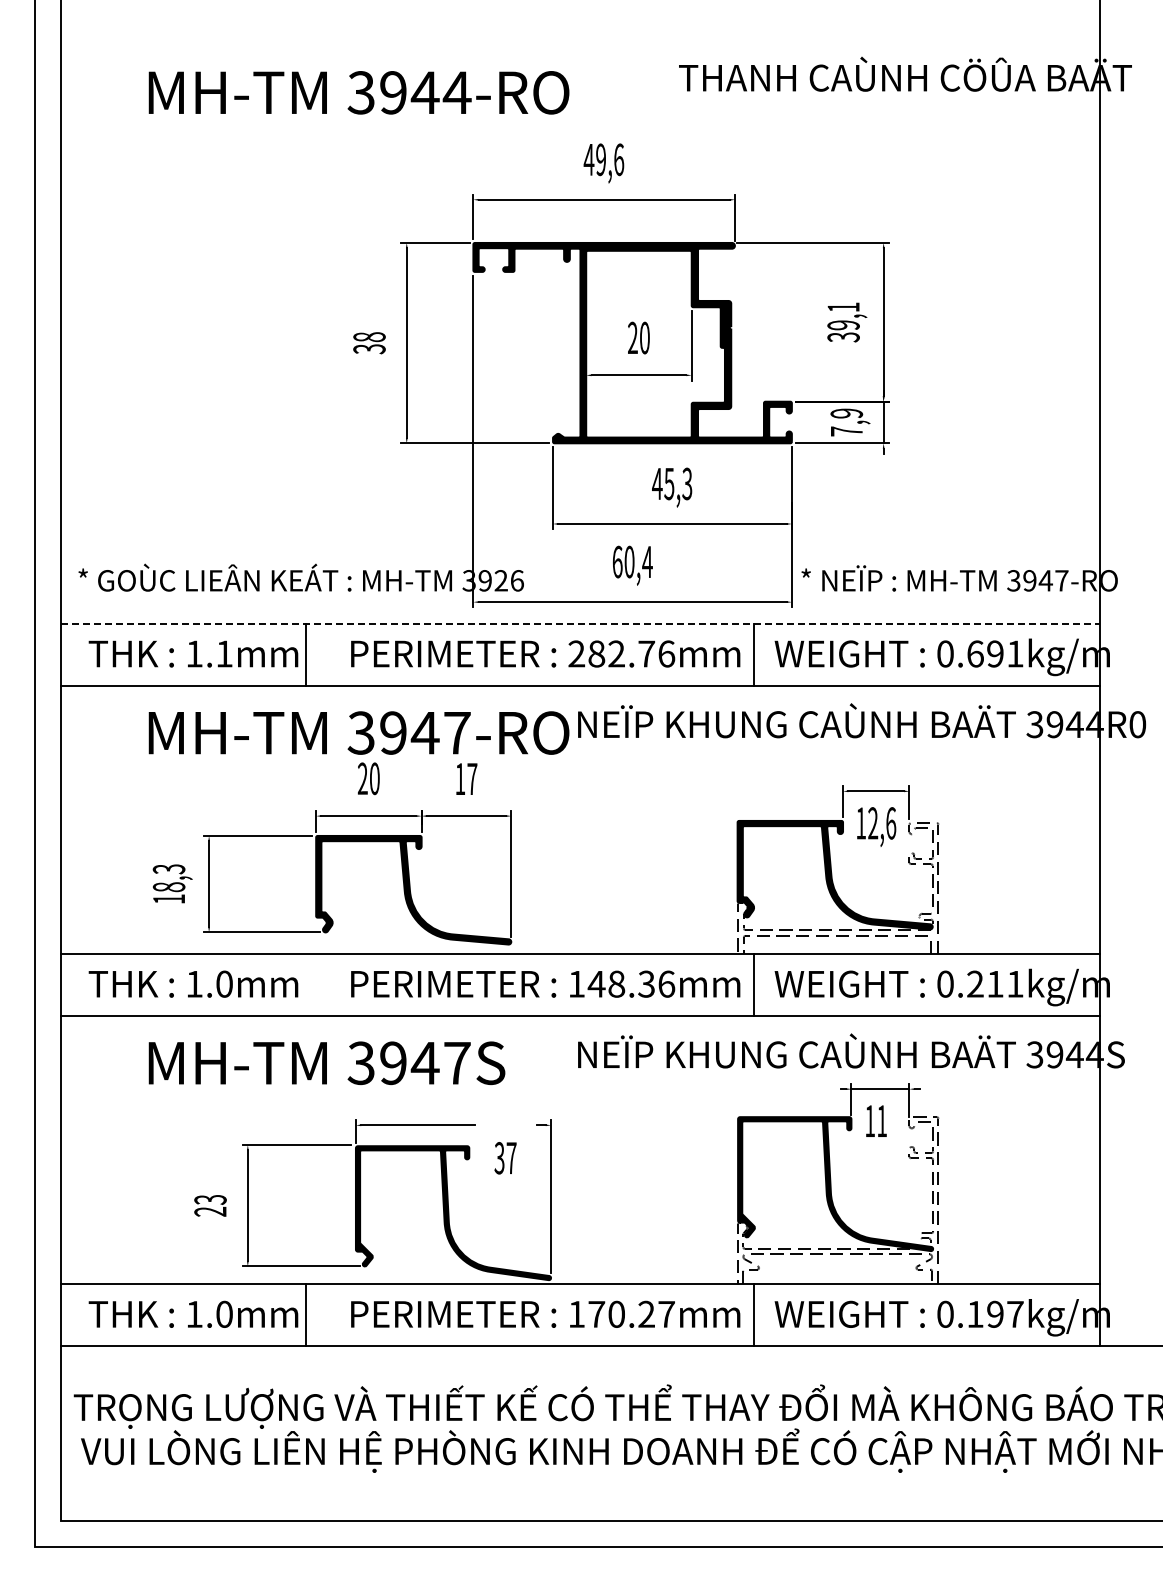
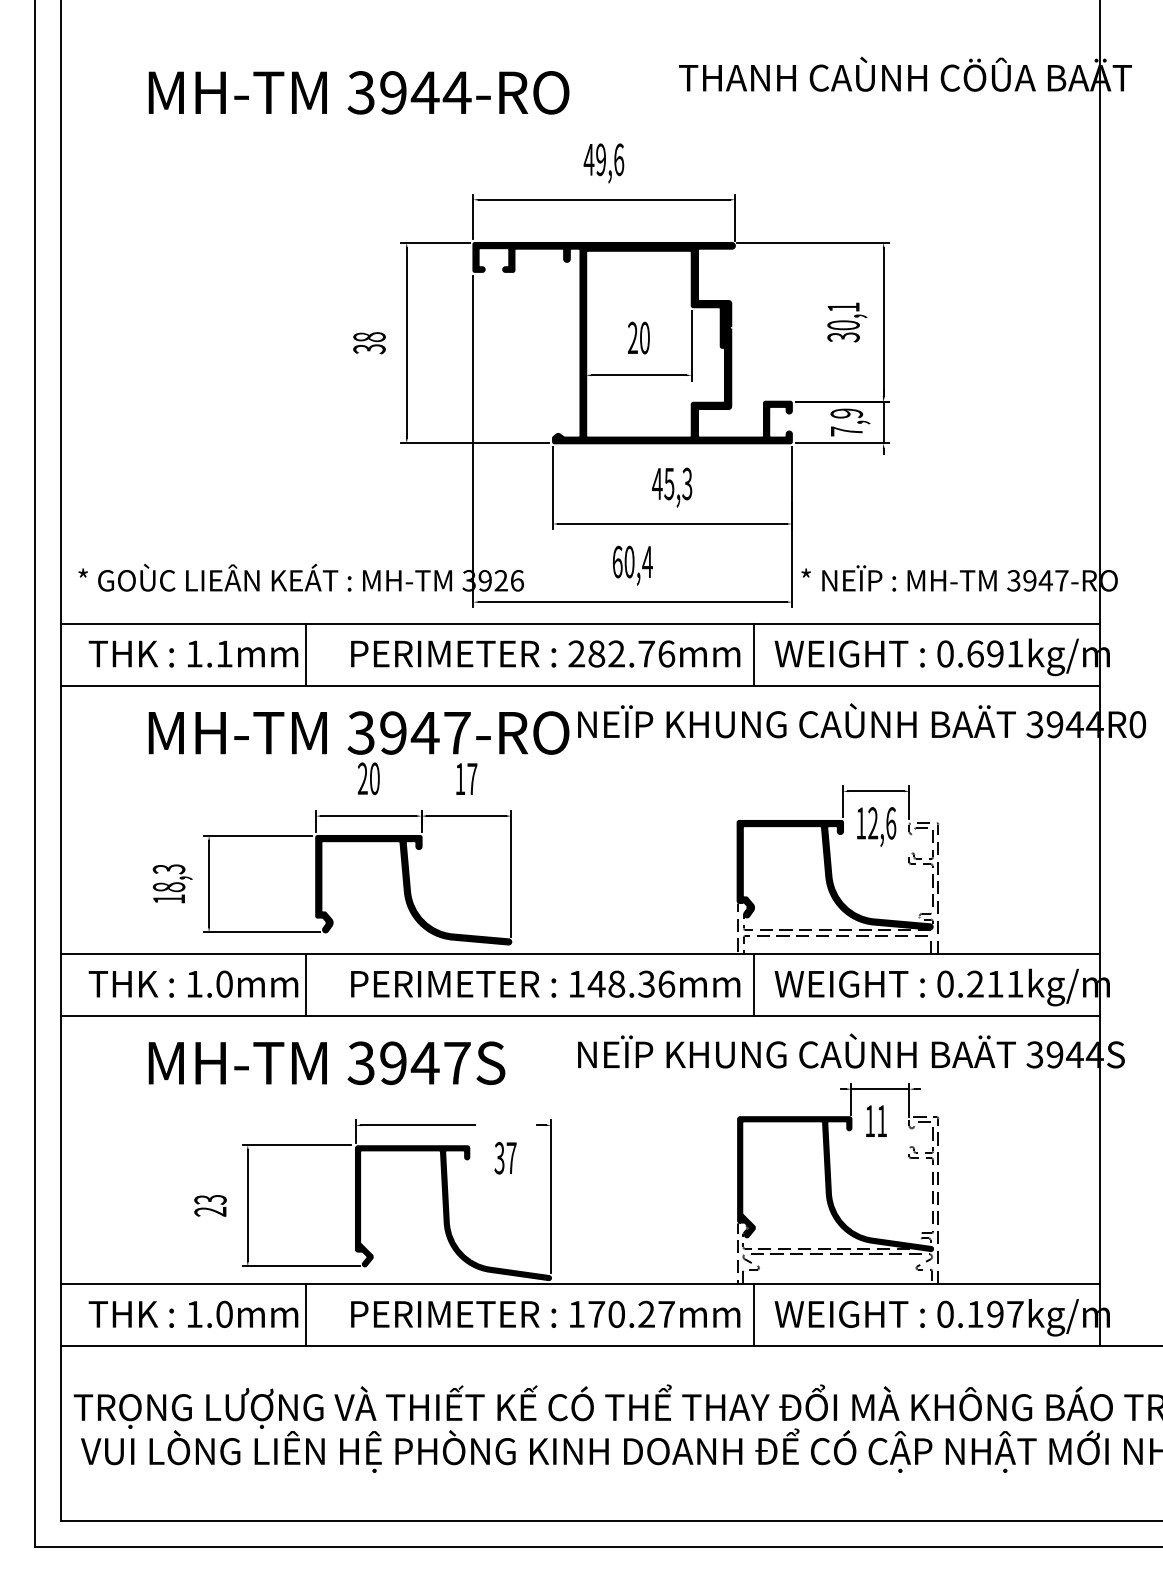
text: 39,1 -> 30,1 (843, 325)
line: dashed -> solid (581, 623)
line: none -> present (306, 984)
